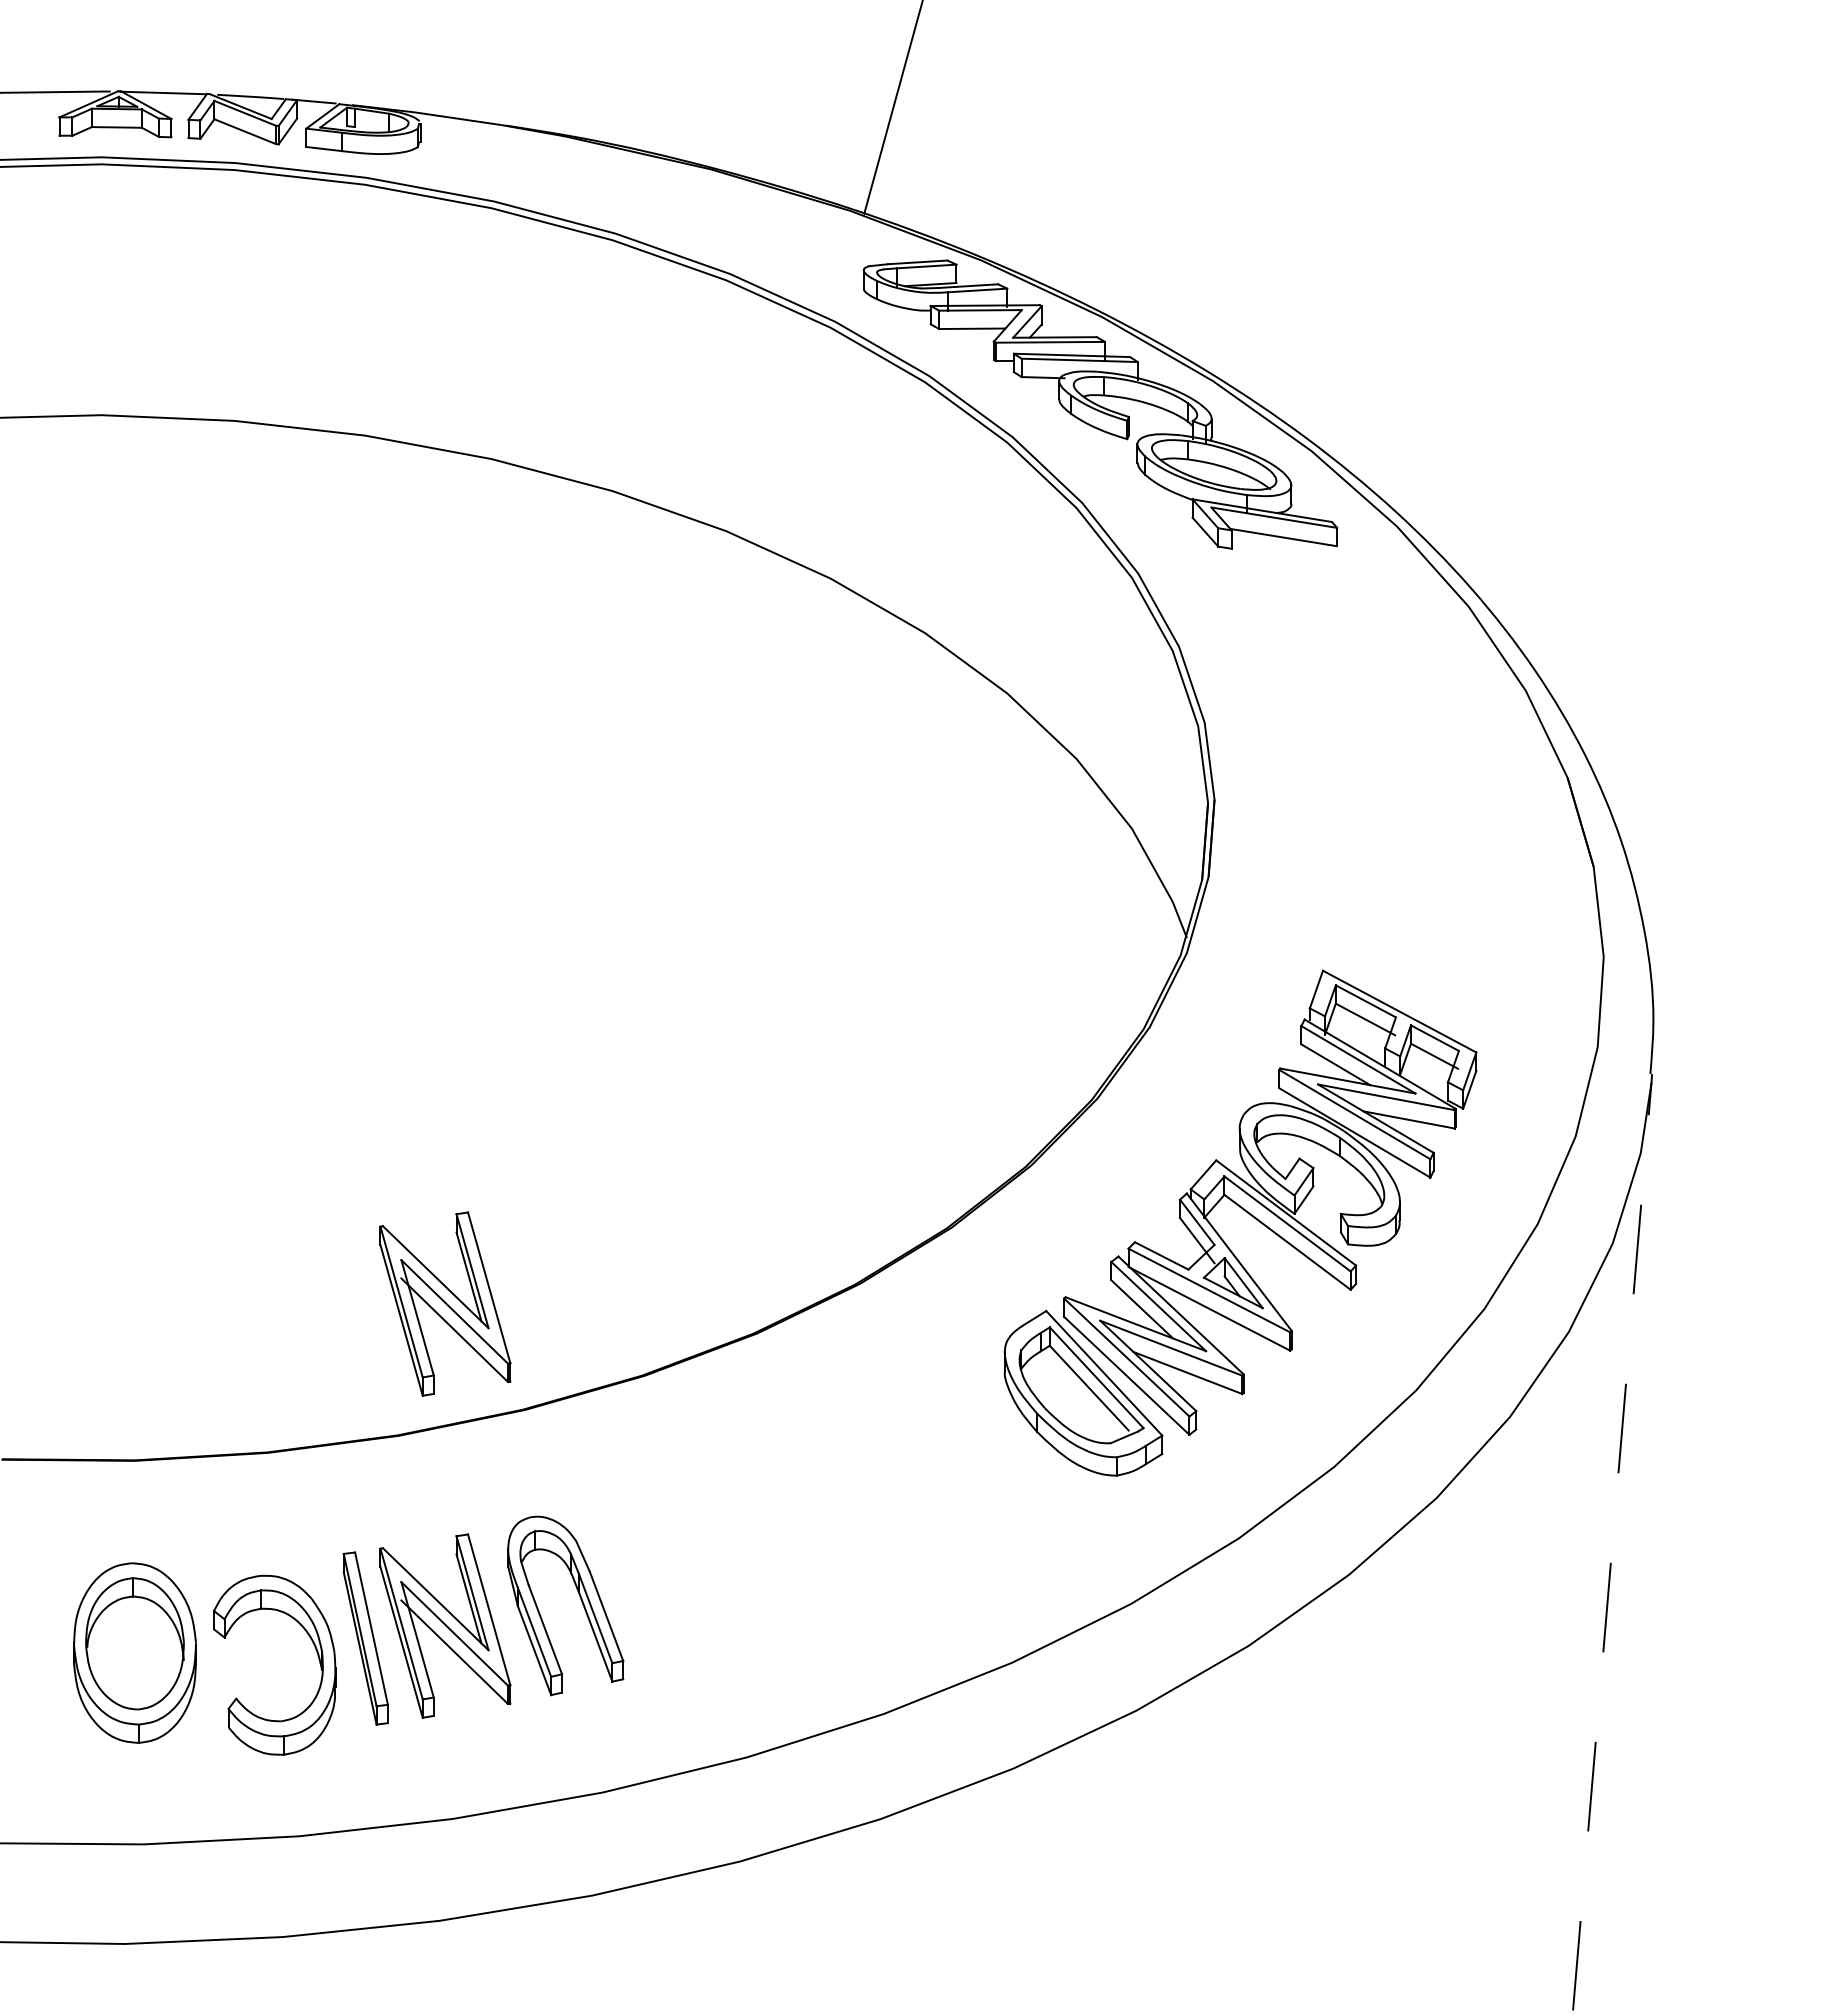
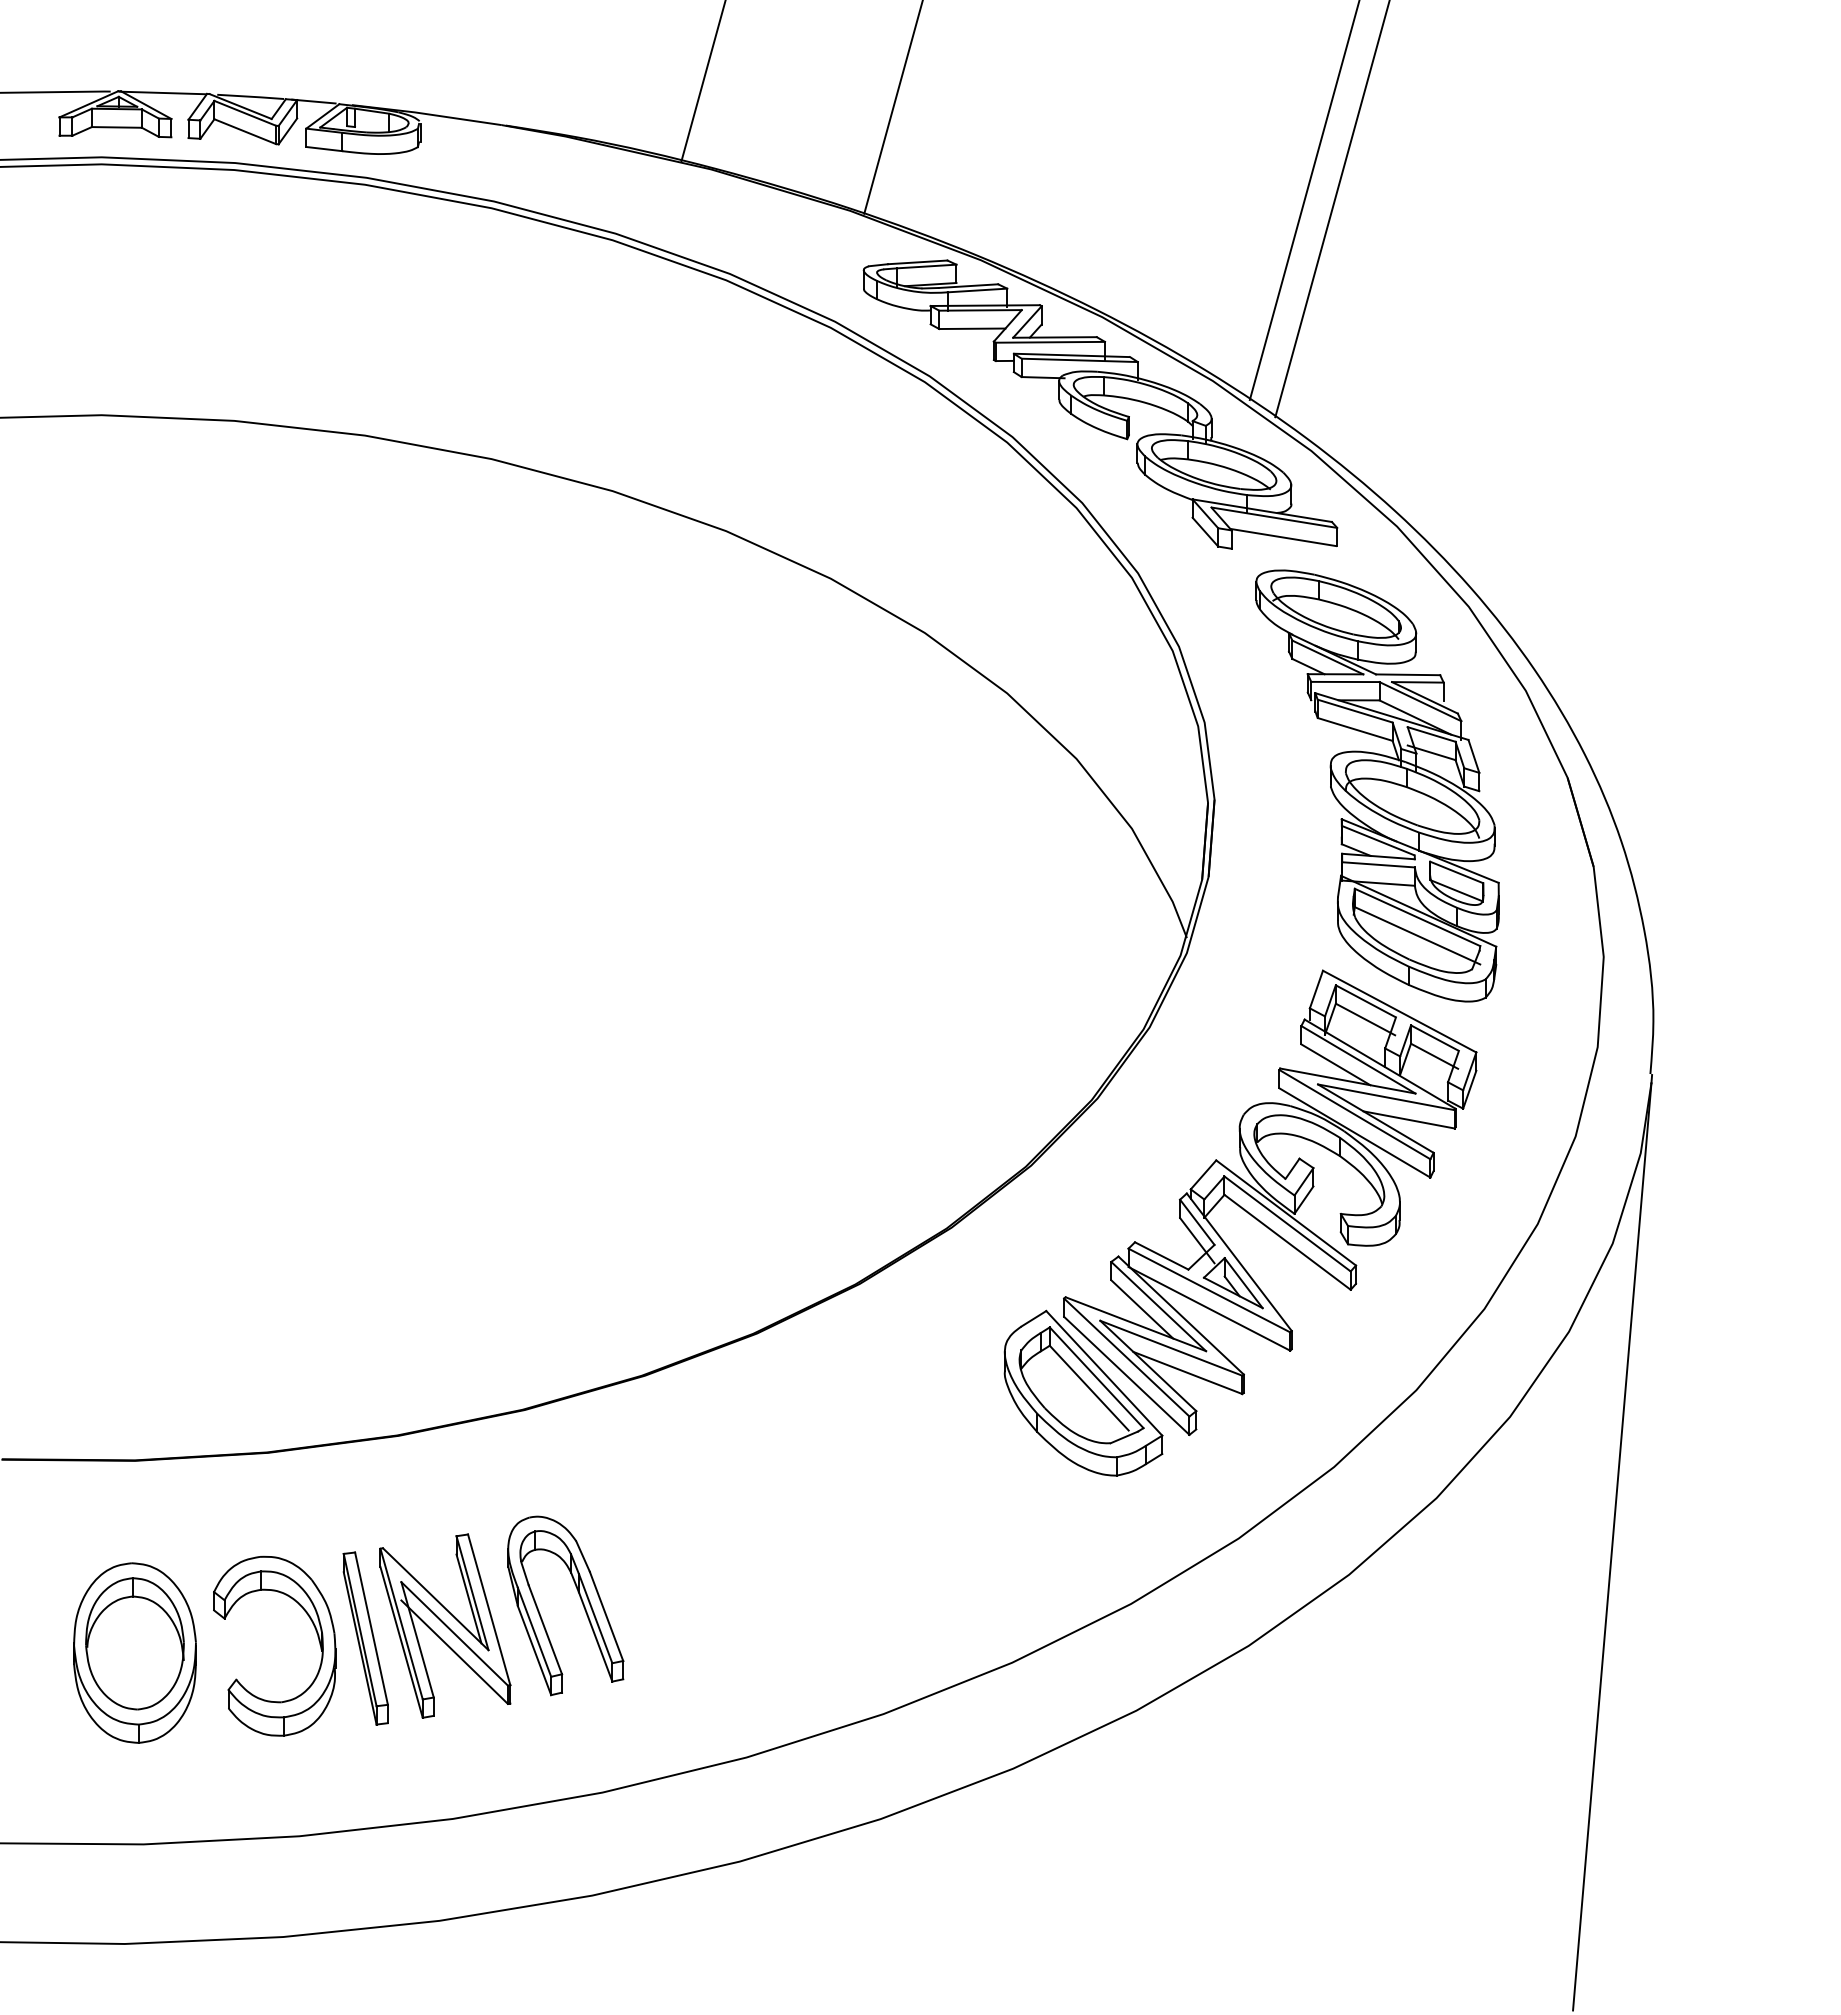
line: none -> present (702, 81)
line: none -> present (1303, 201)
line: none -> present (1332, 209)
part: none -> present (1377, 785)
part: present -> none (445, 1303)
line: dashed -> solid (1612, 1546)
part position: (314, 1647) -> (314, 1628) (314, 1628)
